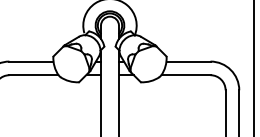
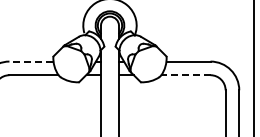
line: solid -> dashed (31, 61)
line: solid -> dashed (186, 75)
